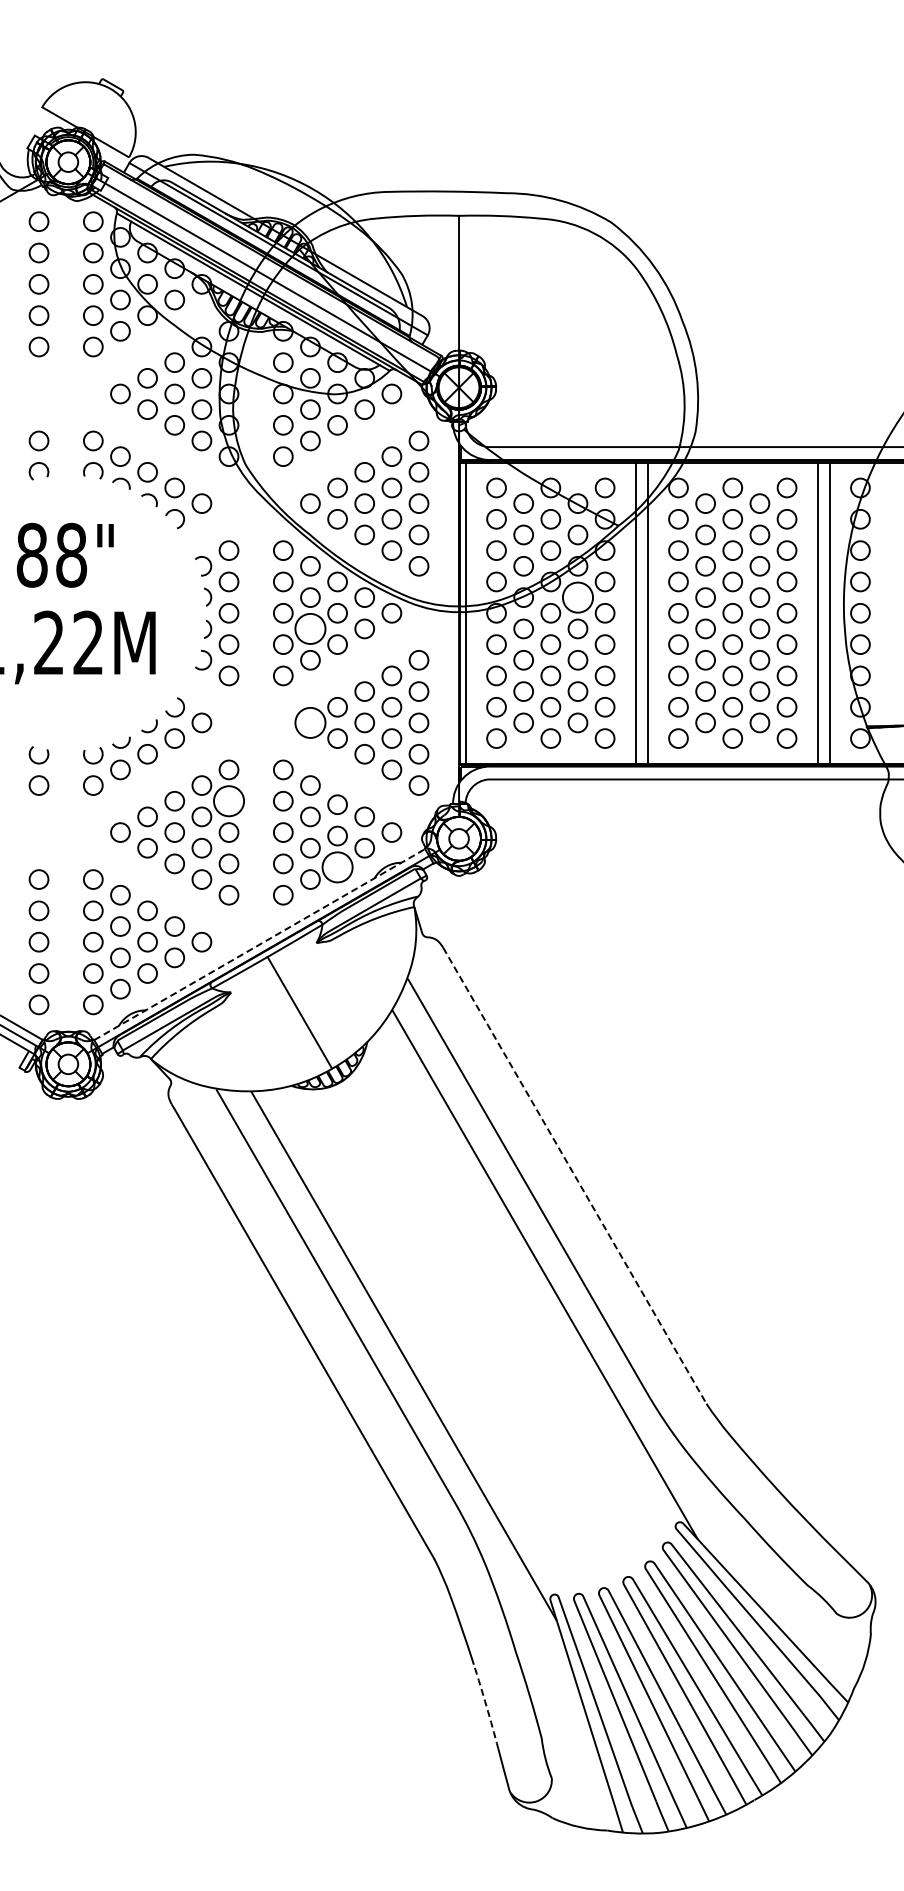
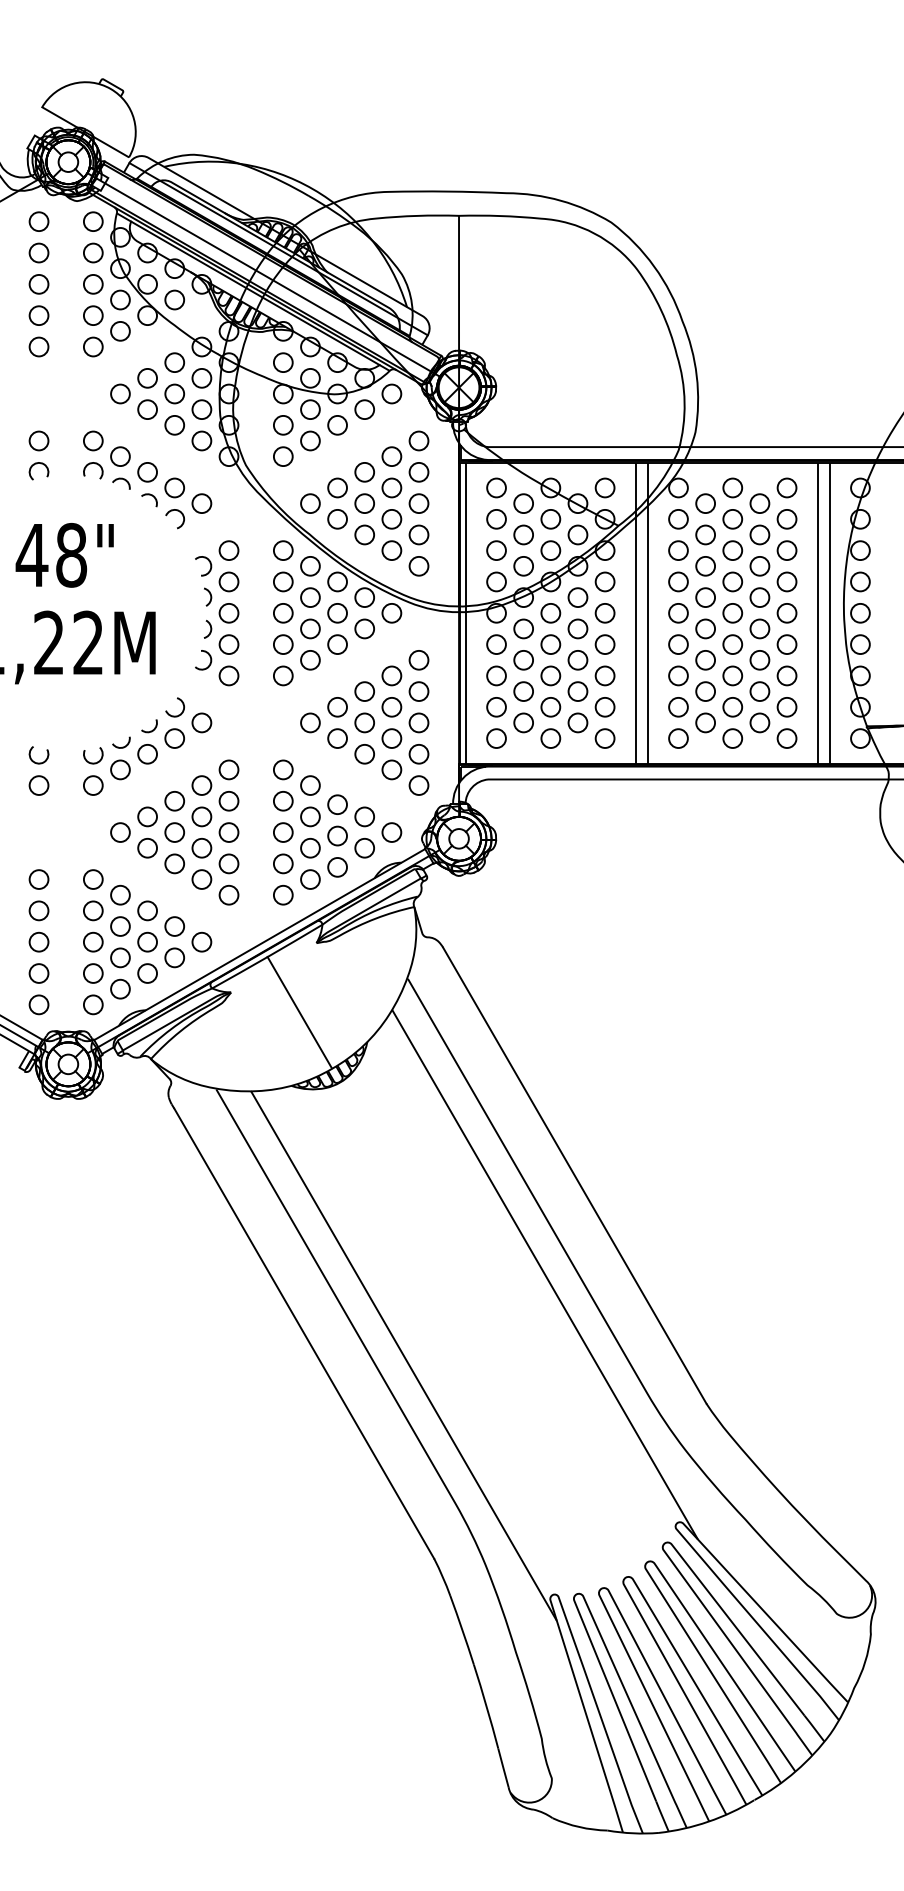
text: 88" -> 48" (31, 554)
circle diameter: 30 px -> 19 px (577, 597)
circle diameter: 30 px -> 19 px (310, 628)
circle diameter: 30 px -> 19 px (310, 722)
circle diameter: 30 px -> 19 px (228, 800)
circle diameter: 30 px -> 19 px (337, 867)
line: dashed -> solid (260, 944)
line: dashed -> solid (575, 1176)
arc: dashed -> solid (486, 1706)
